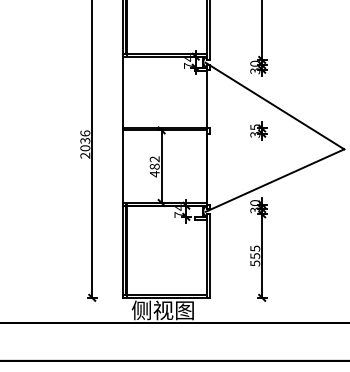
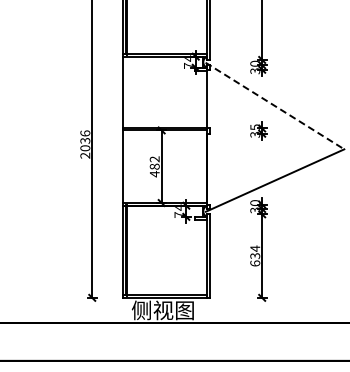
line: solid -> dashed (274, 106)
text: 555 -> 634 (255, 256)
